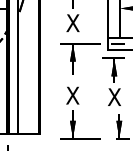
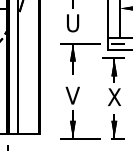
text: X -> U (72, 23)
text: X -> V (72, 95)
part position: (122, 126) -> (117, 126) (117, 126)
